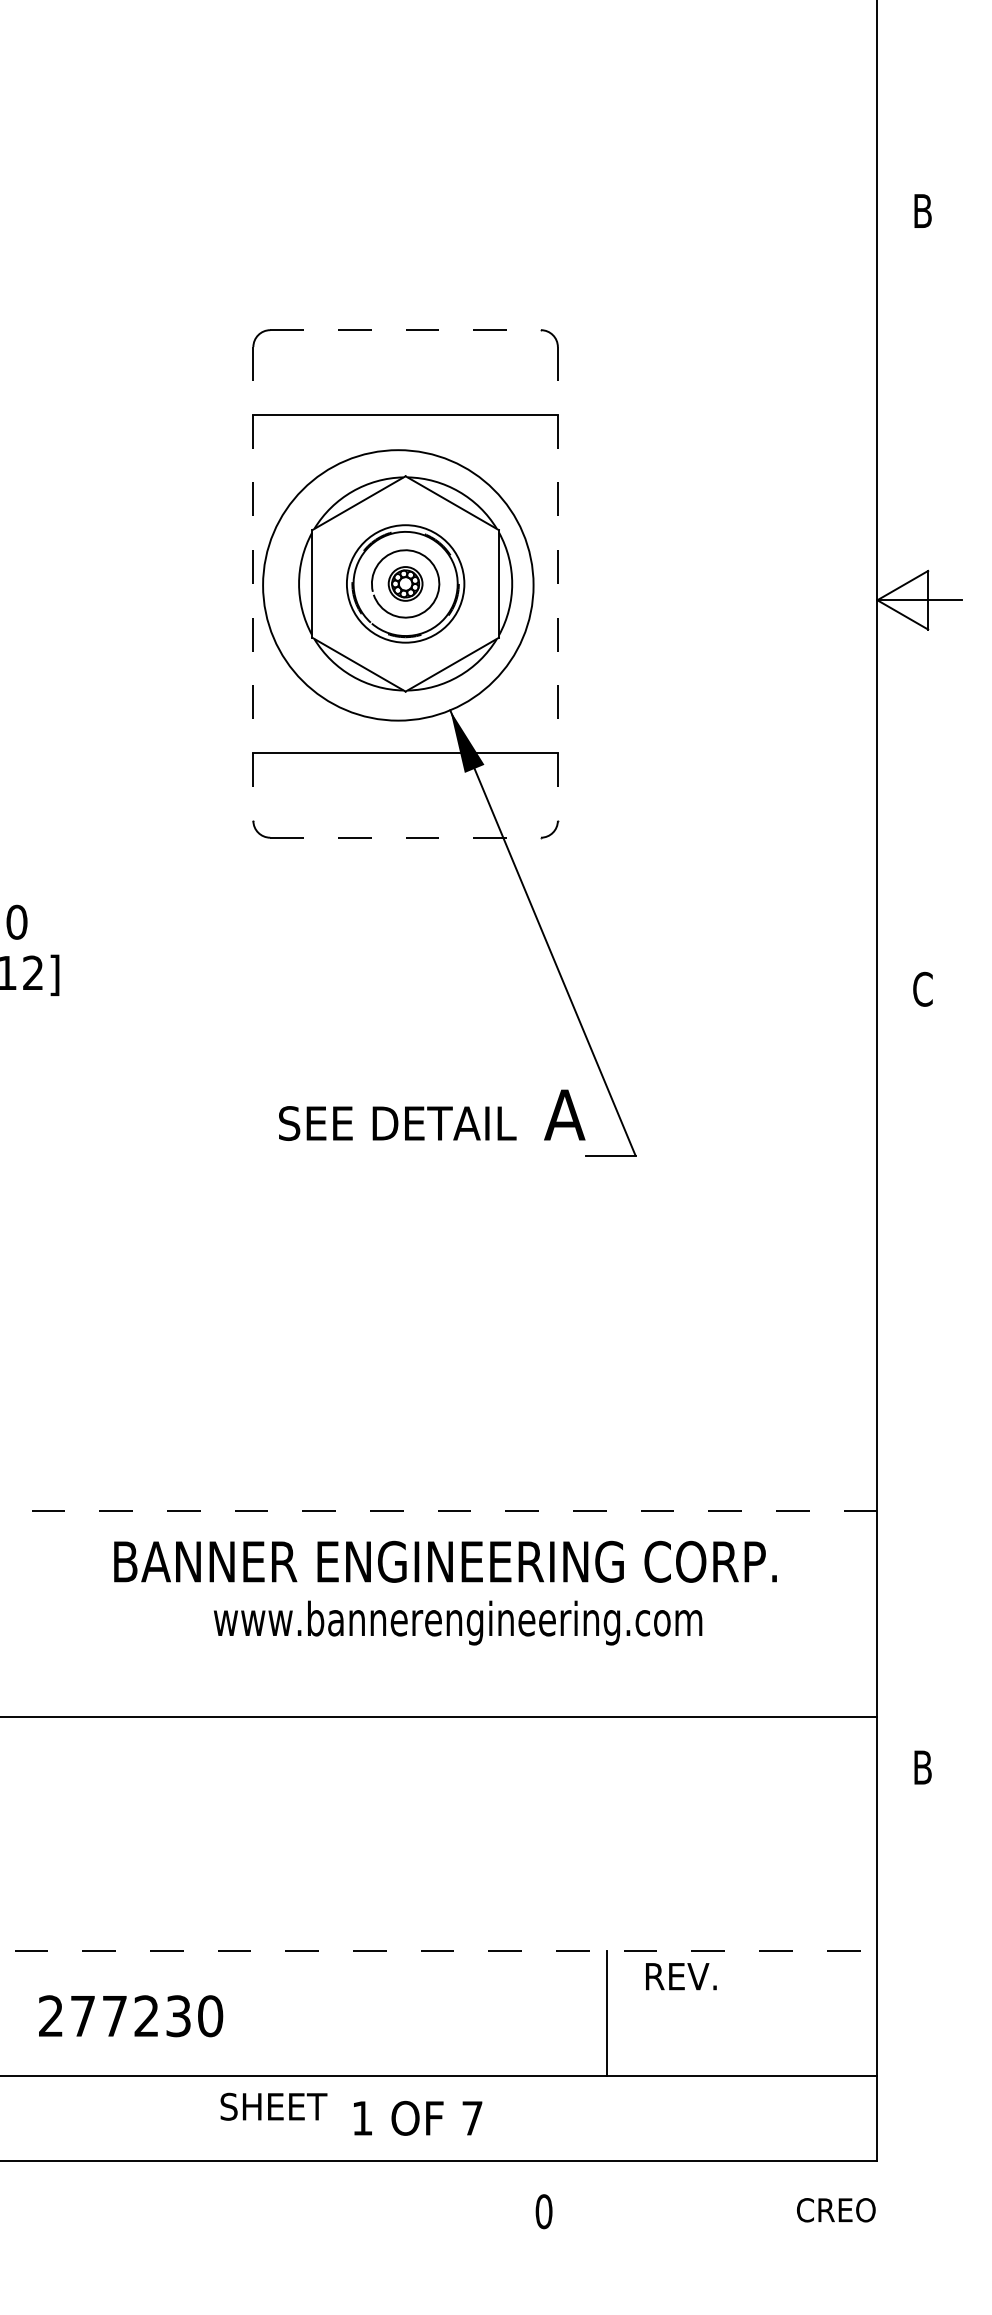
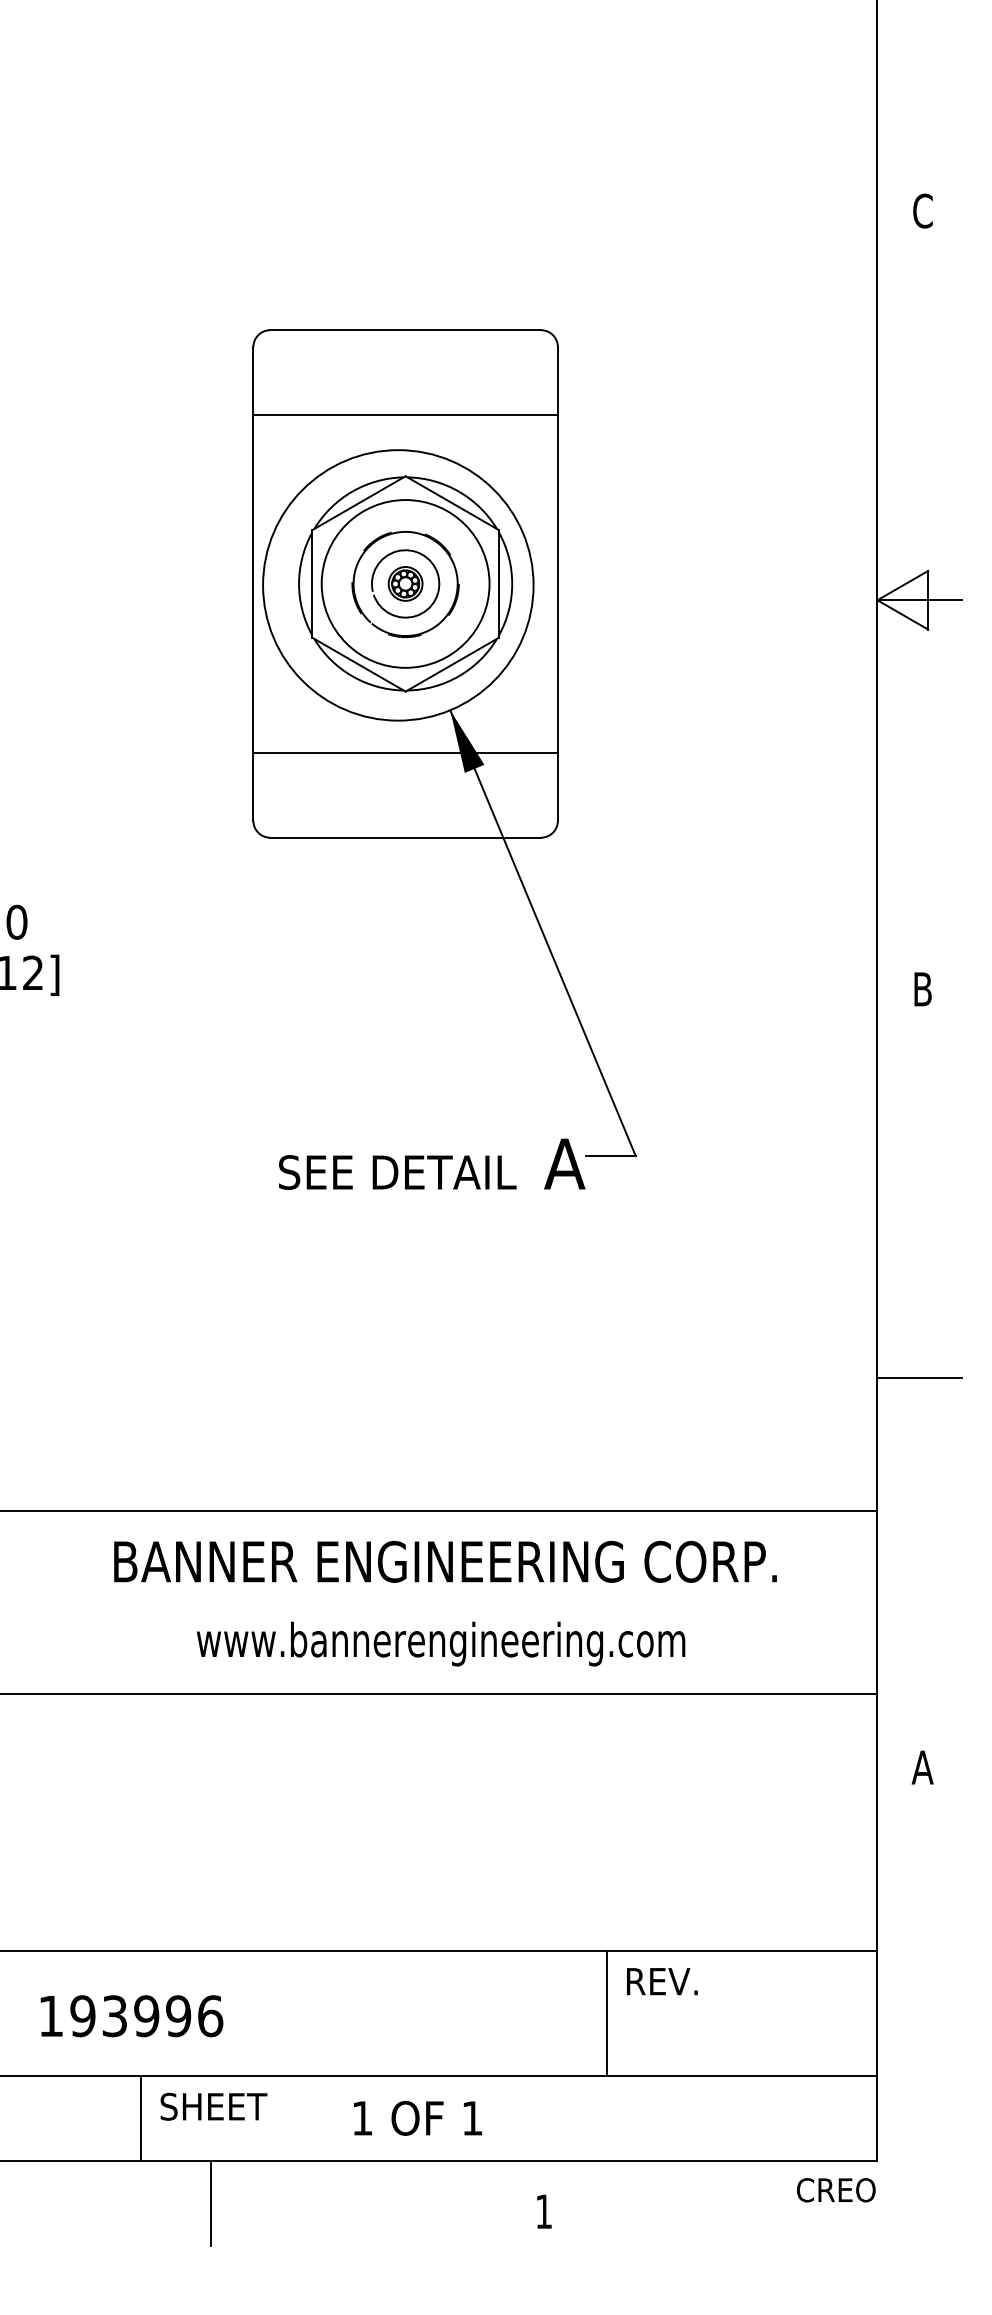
text: B -> C (922, 210)
line: dashed -> solid (406, 330)
line: dashed -> solid (253, 583)
circle diameter: 117 px -> 168 px (405, 583)
line: dashed -> solid (557, 583)
line: dashed -> solid (406, 837)
text: C -> B (922, 988)
text position: (432, 1114) -> (432, 1163) (432, 1163)
line: none -> present (919, 1378)
line: dashed -> solid (438, 1511)
text position: (458, 1622) -> (441, 1643) (441, 1643)
line position: (439, 1717) -> (439, 1694) (439, 1694)
text: B -> A (922, 1767)
line: dashed -> solid (439, 1951)
text position: (681, 1976) -> (662, 1981) (662, 1981)
text: 277230 -> 193996 (131, 2016)
text position: (273, 2106) -> (213, 2106) (213, 2106)
line: none -> present (141, 2118)
text: 7 -> 1 (472, 2118)
line: none -> present (210, 2202)
text position: (836, 2210) -> (836, 2190) (836, 2190)
text: 0 -> 1 (543, 2211)
